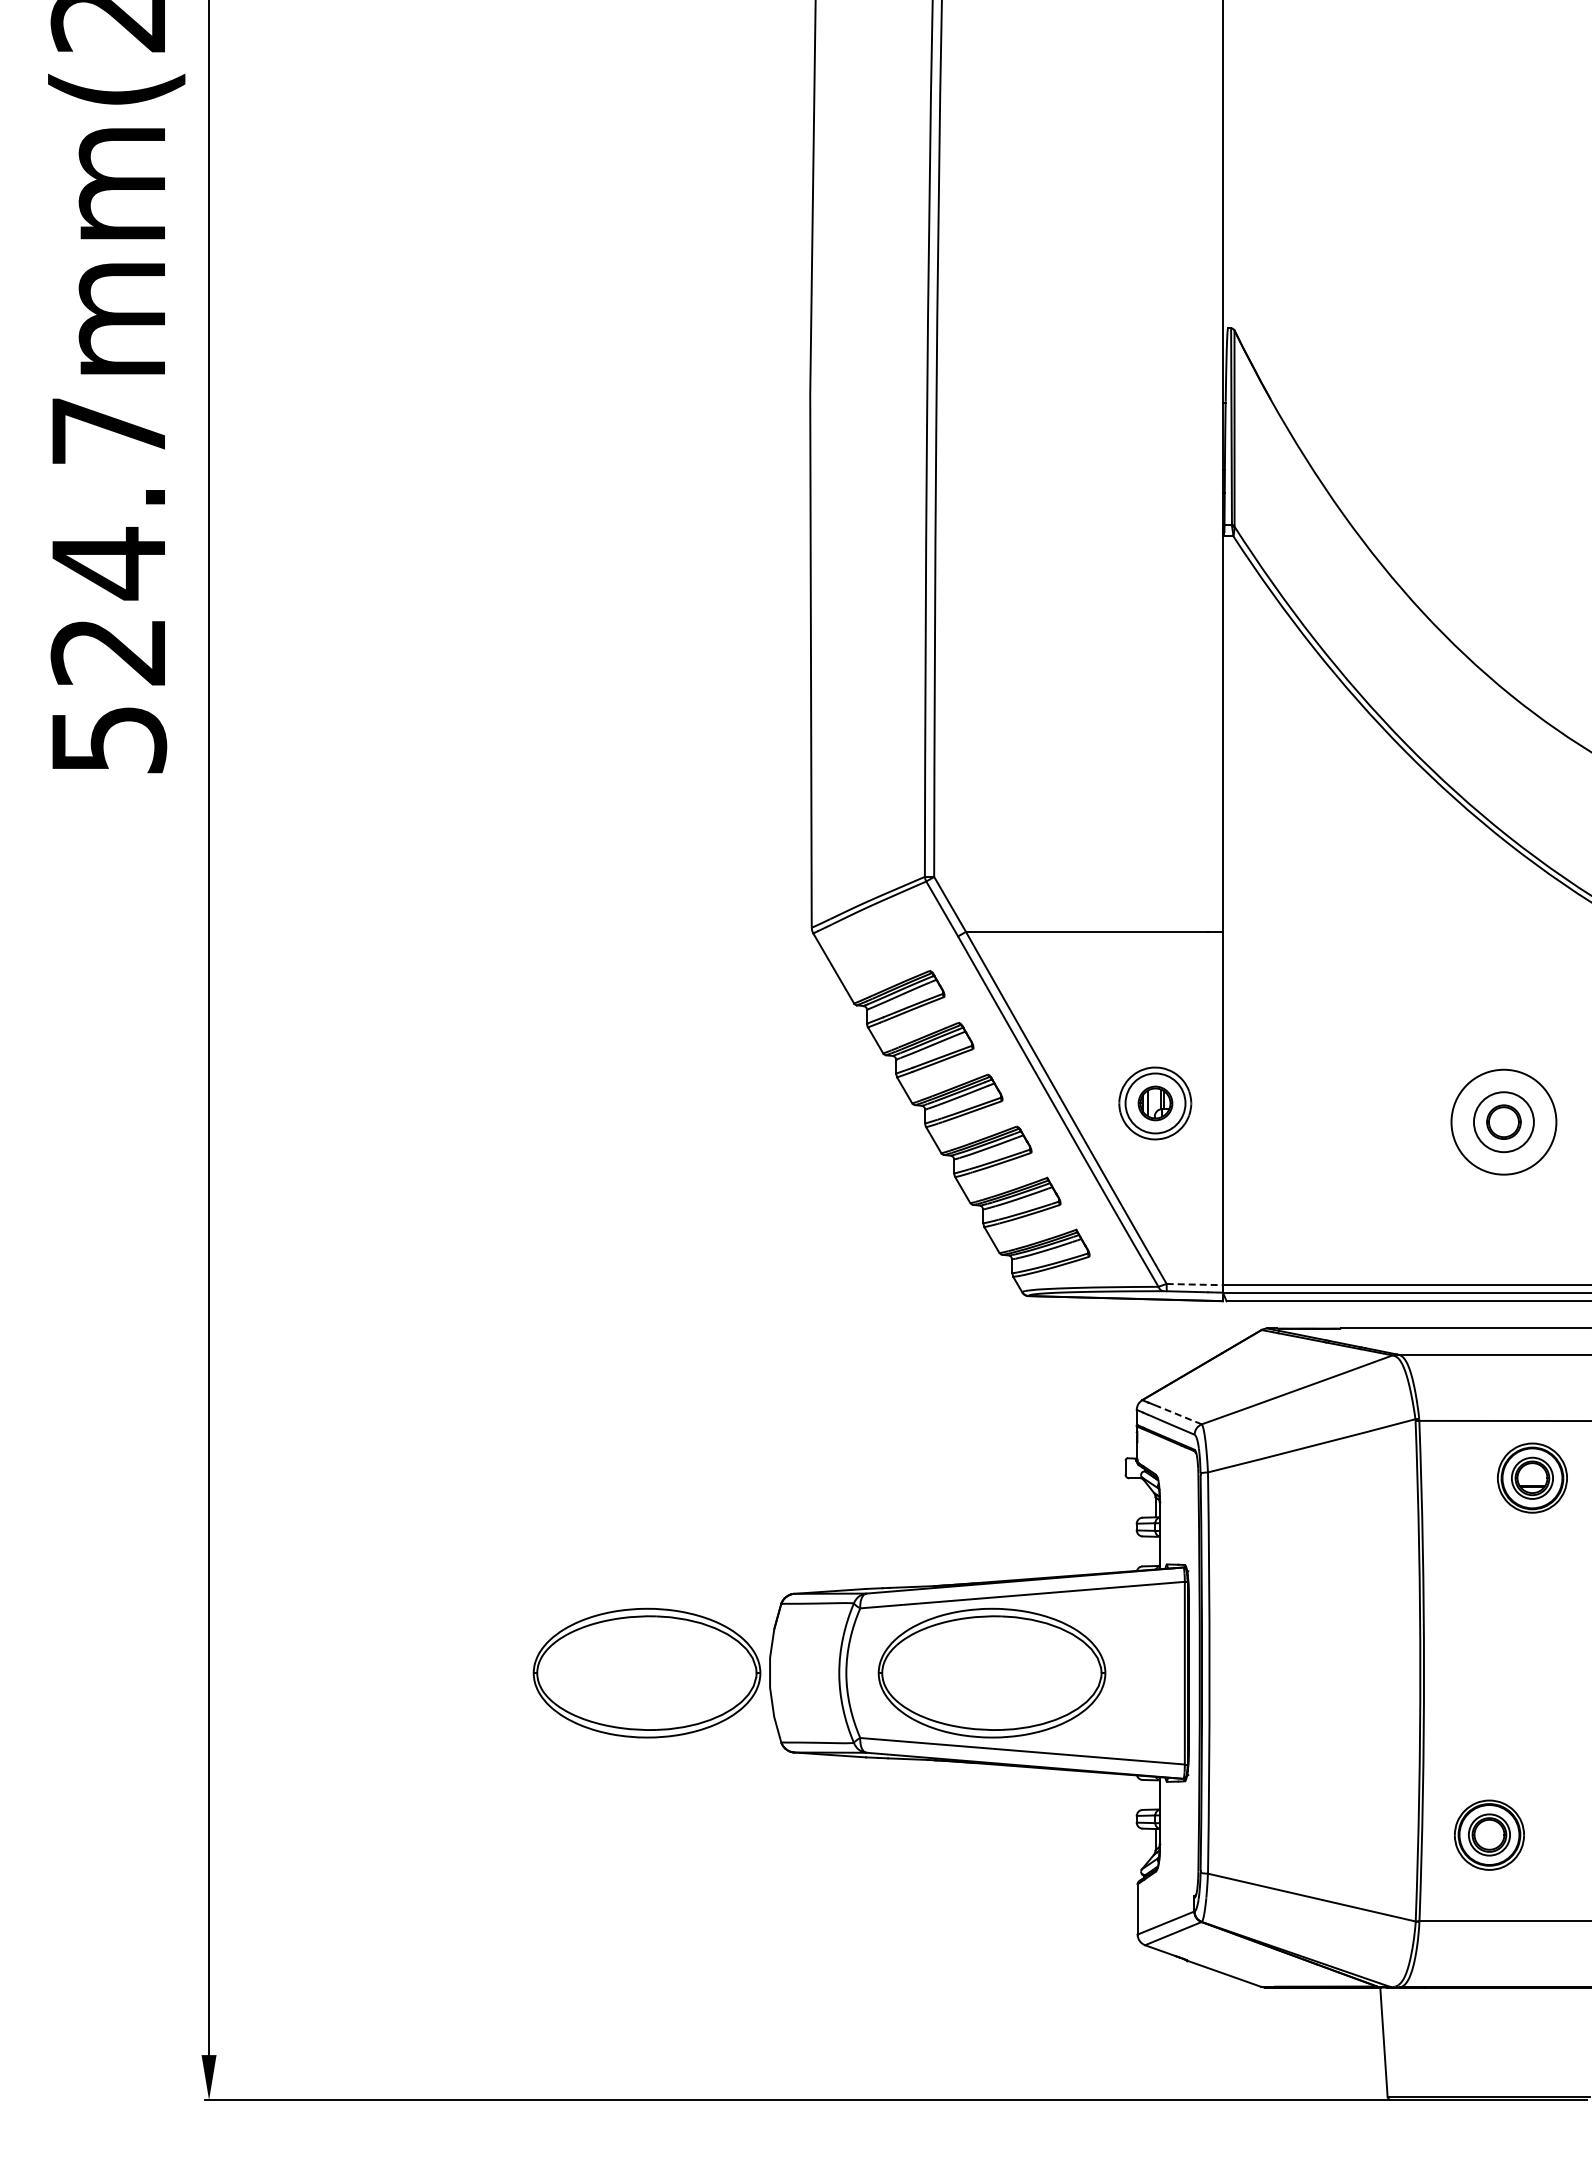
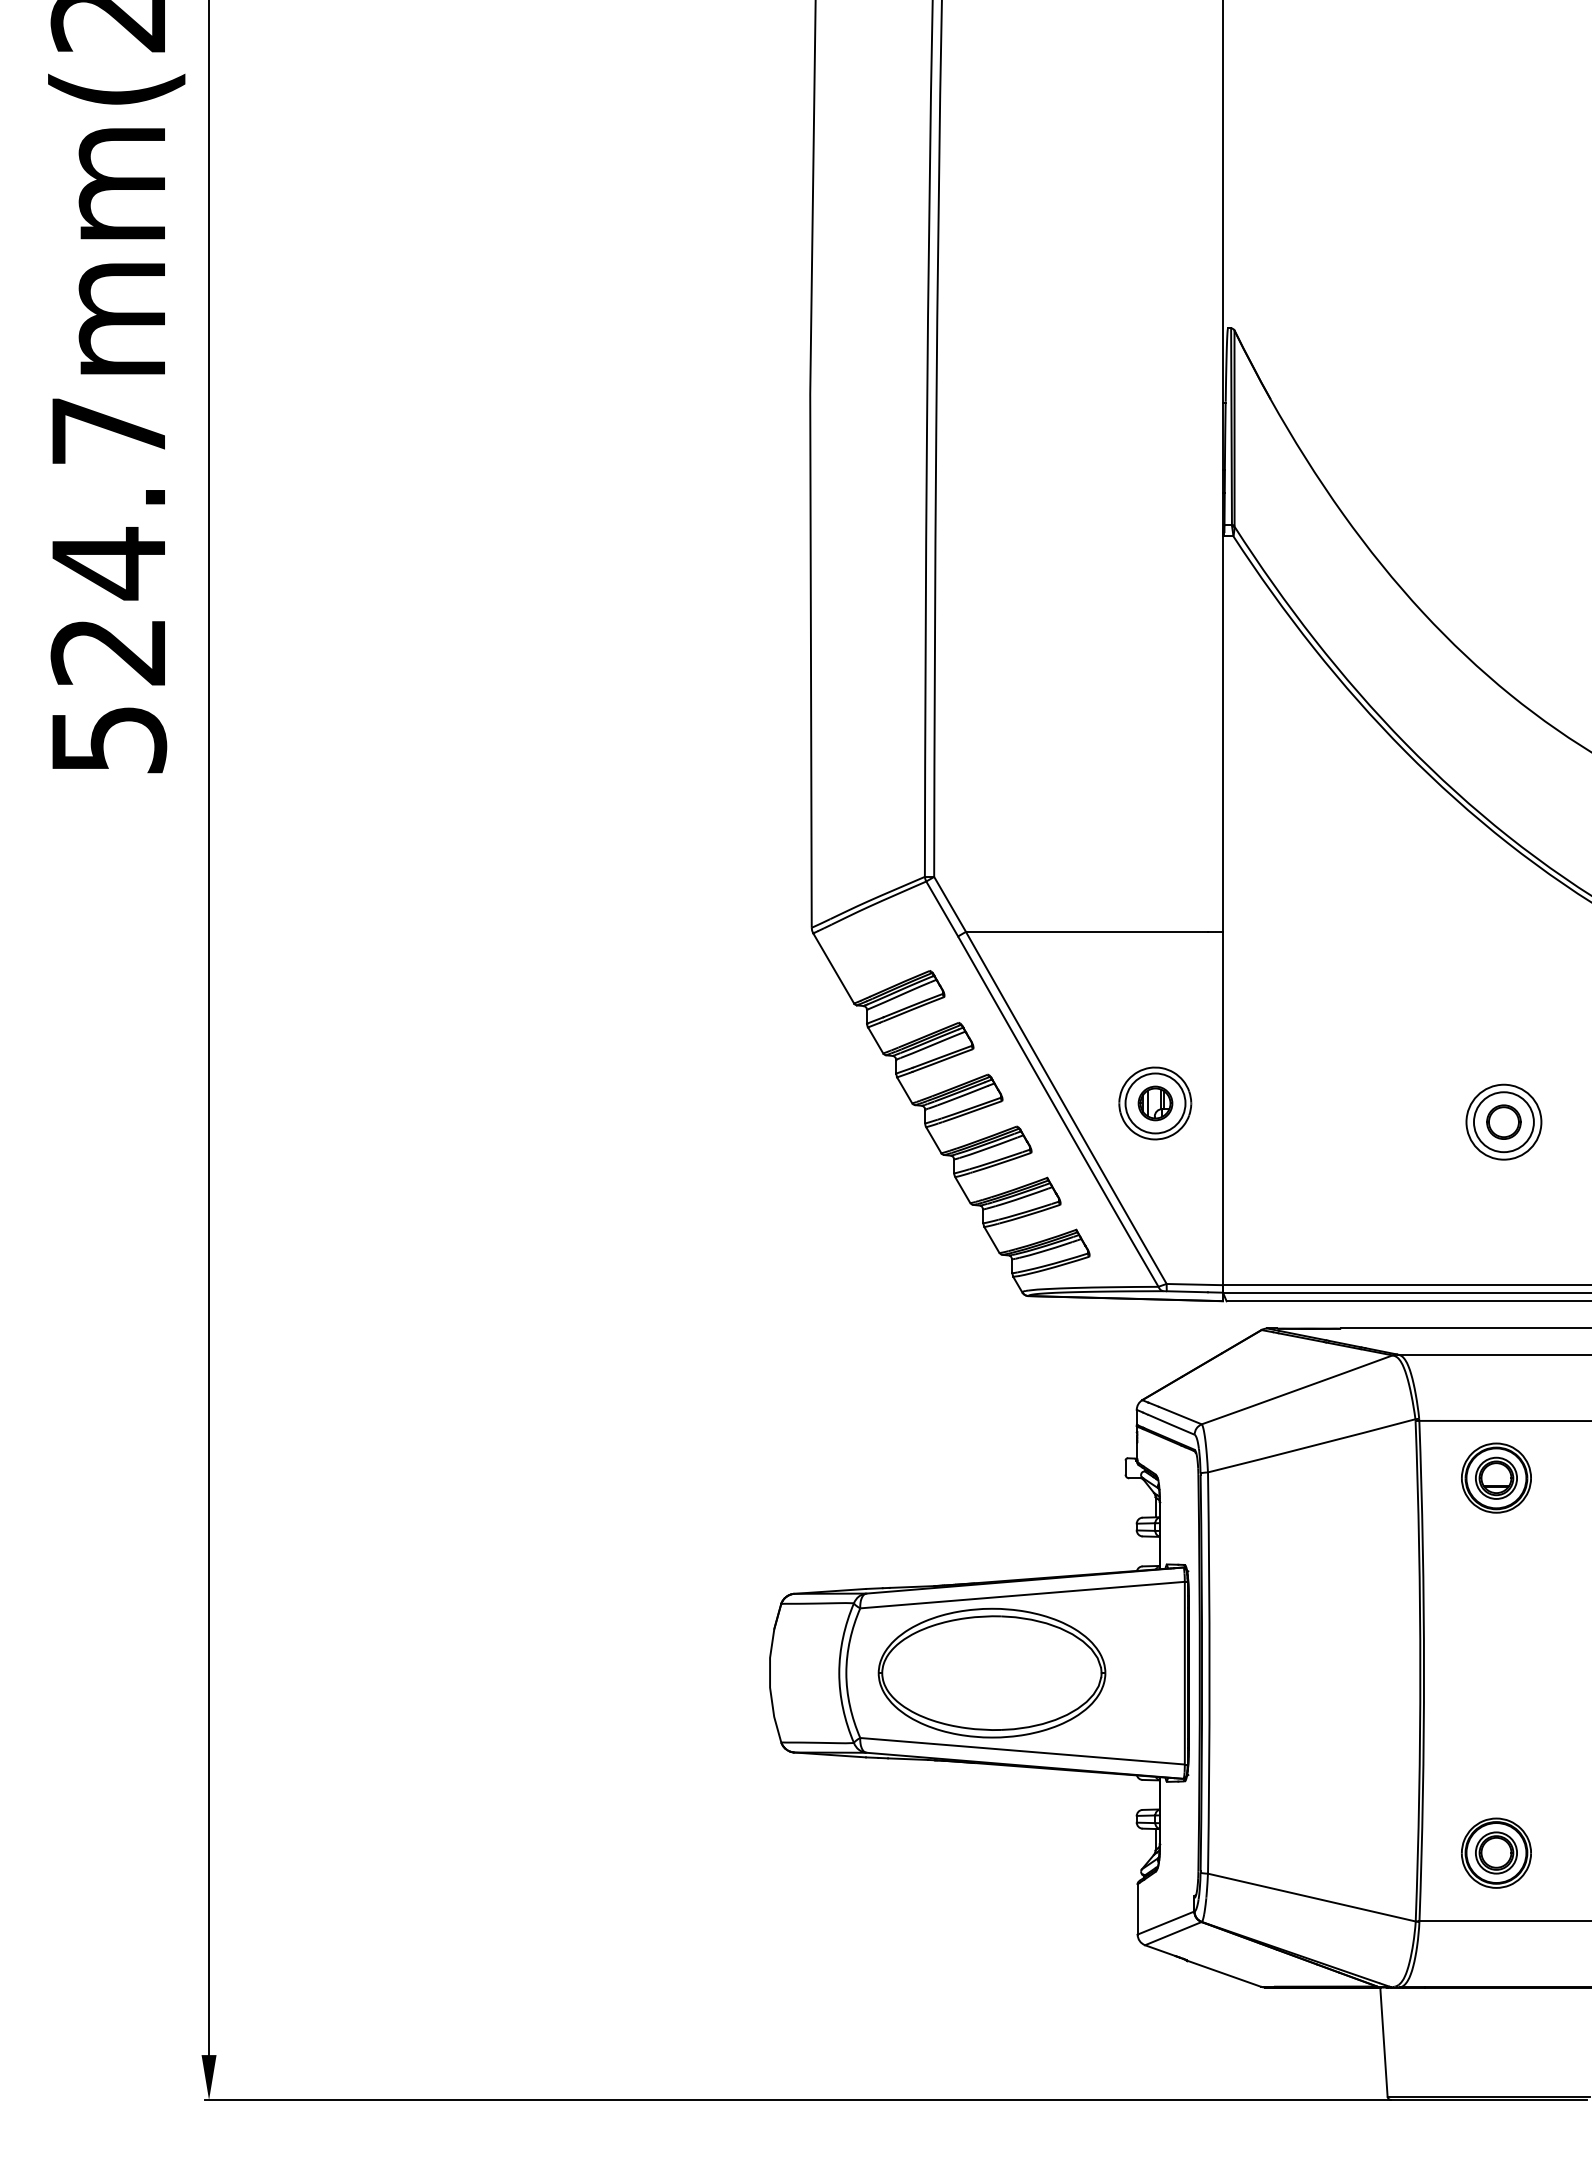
circle diameter: 105 px -> 75 px (1503, 1121)
line: dashed -> solid (1195, 1284)
line: dashed -> solid (1179, 1415)
part position: (1532, 1477) -> (1496, 1477) (1496, 1477)
part: present -> none (646, 1672)
part position: (1489, 1834) -> (1496, 1852) (1496, 1852)
